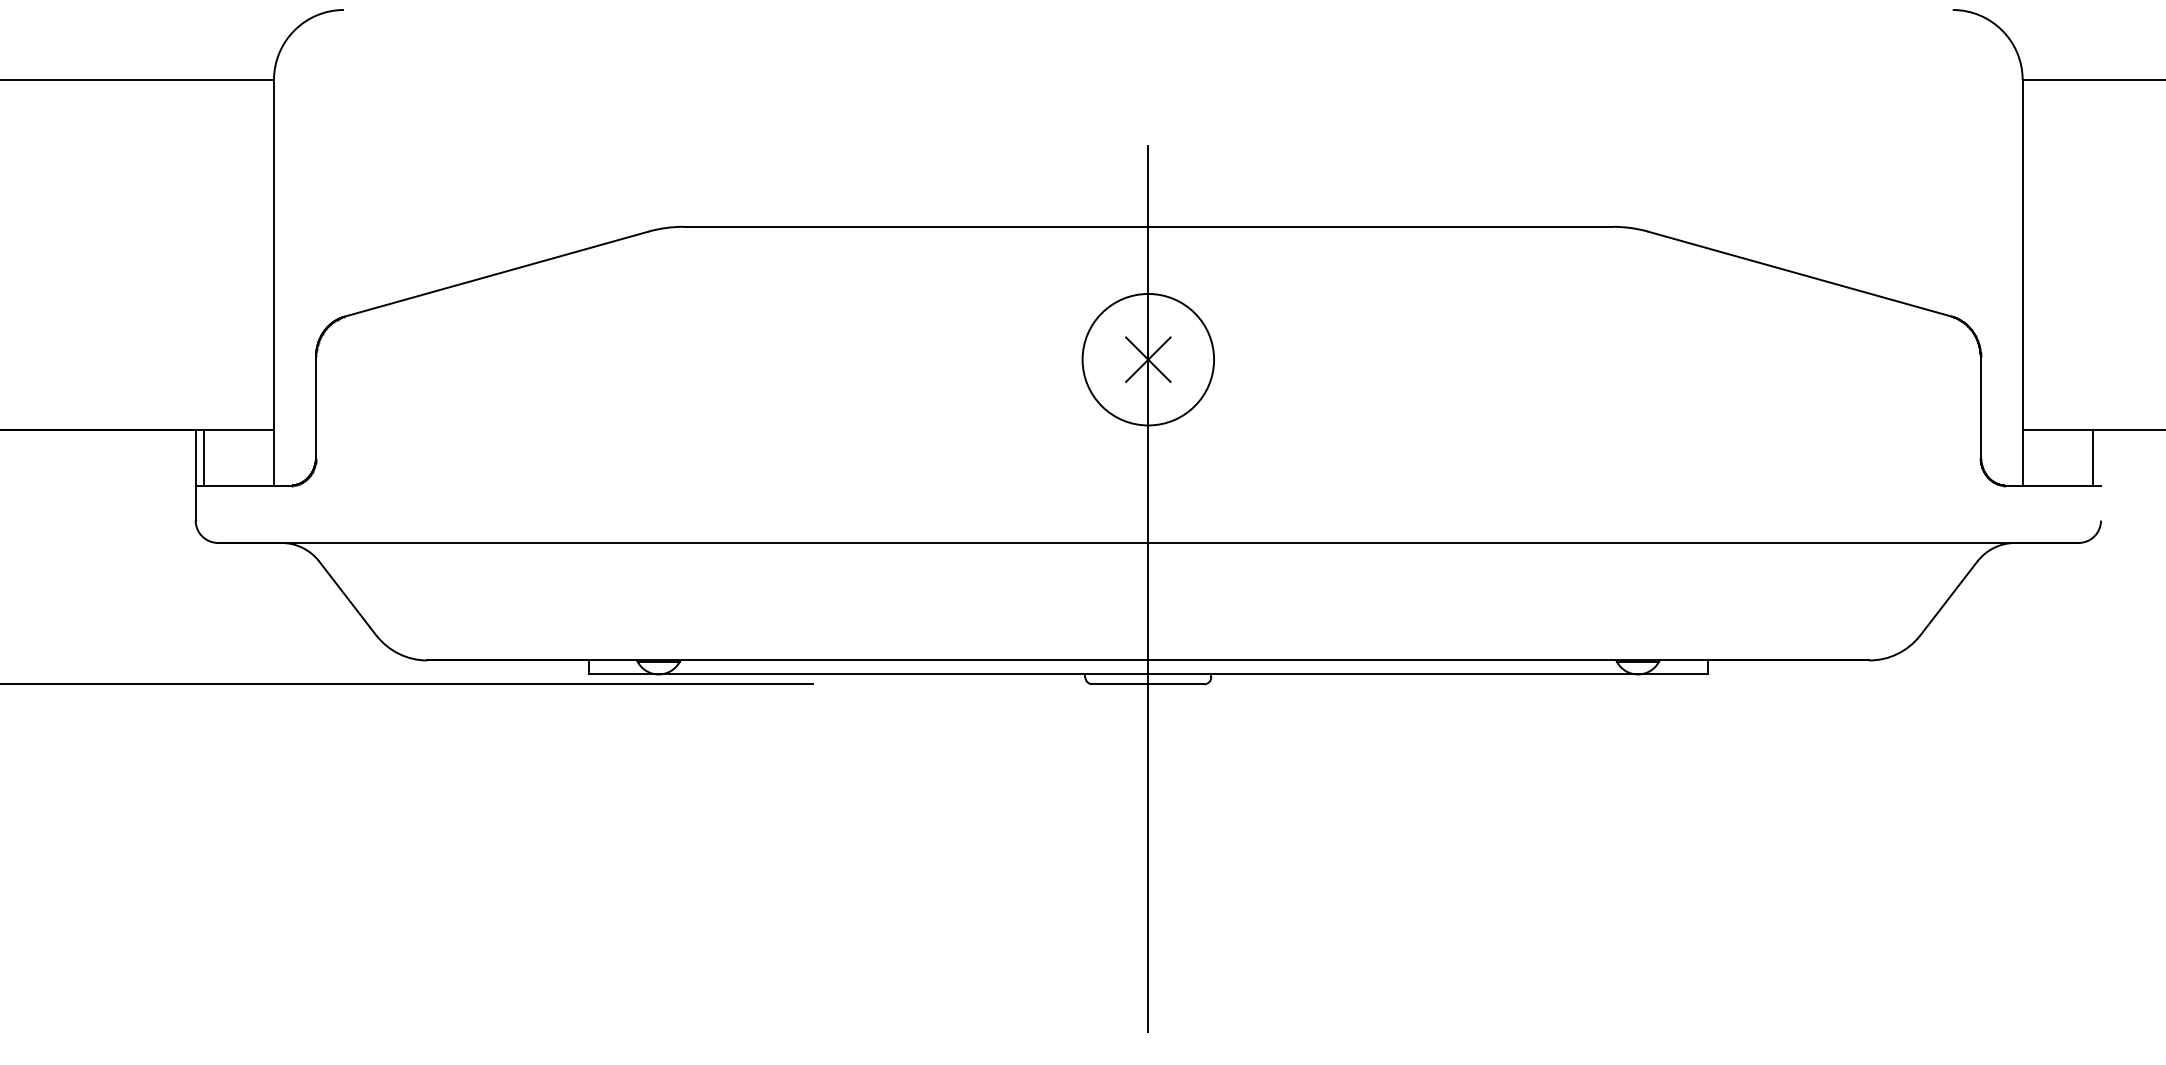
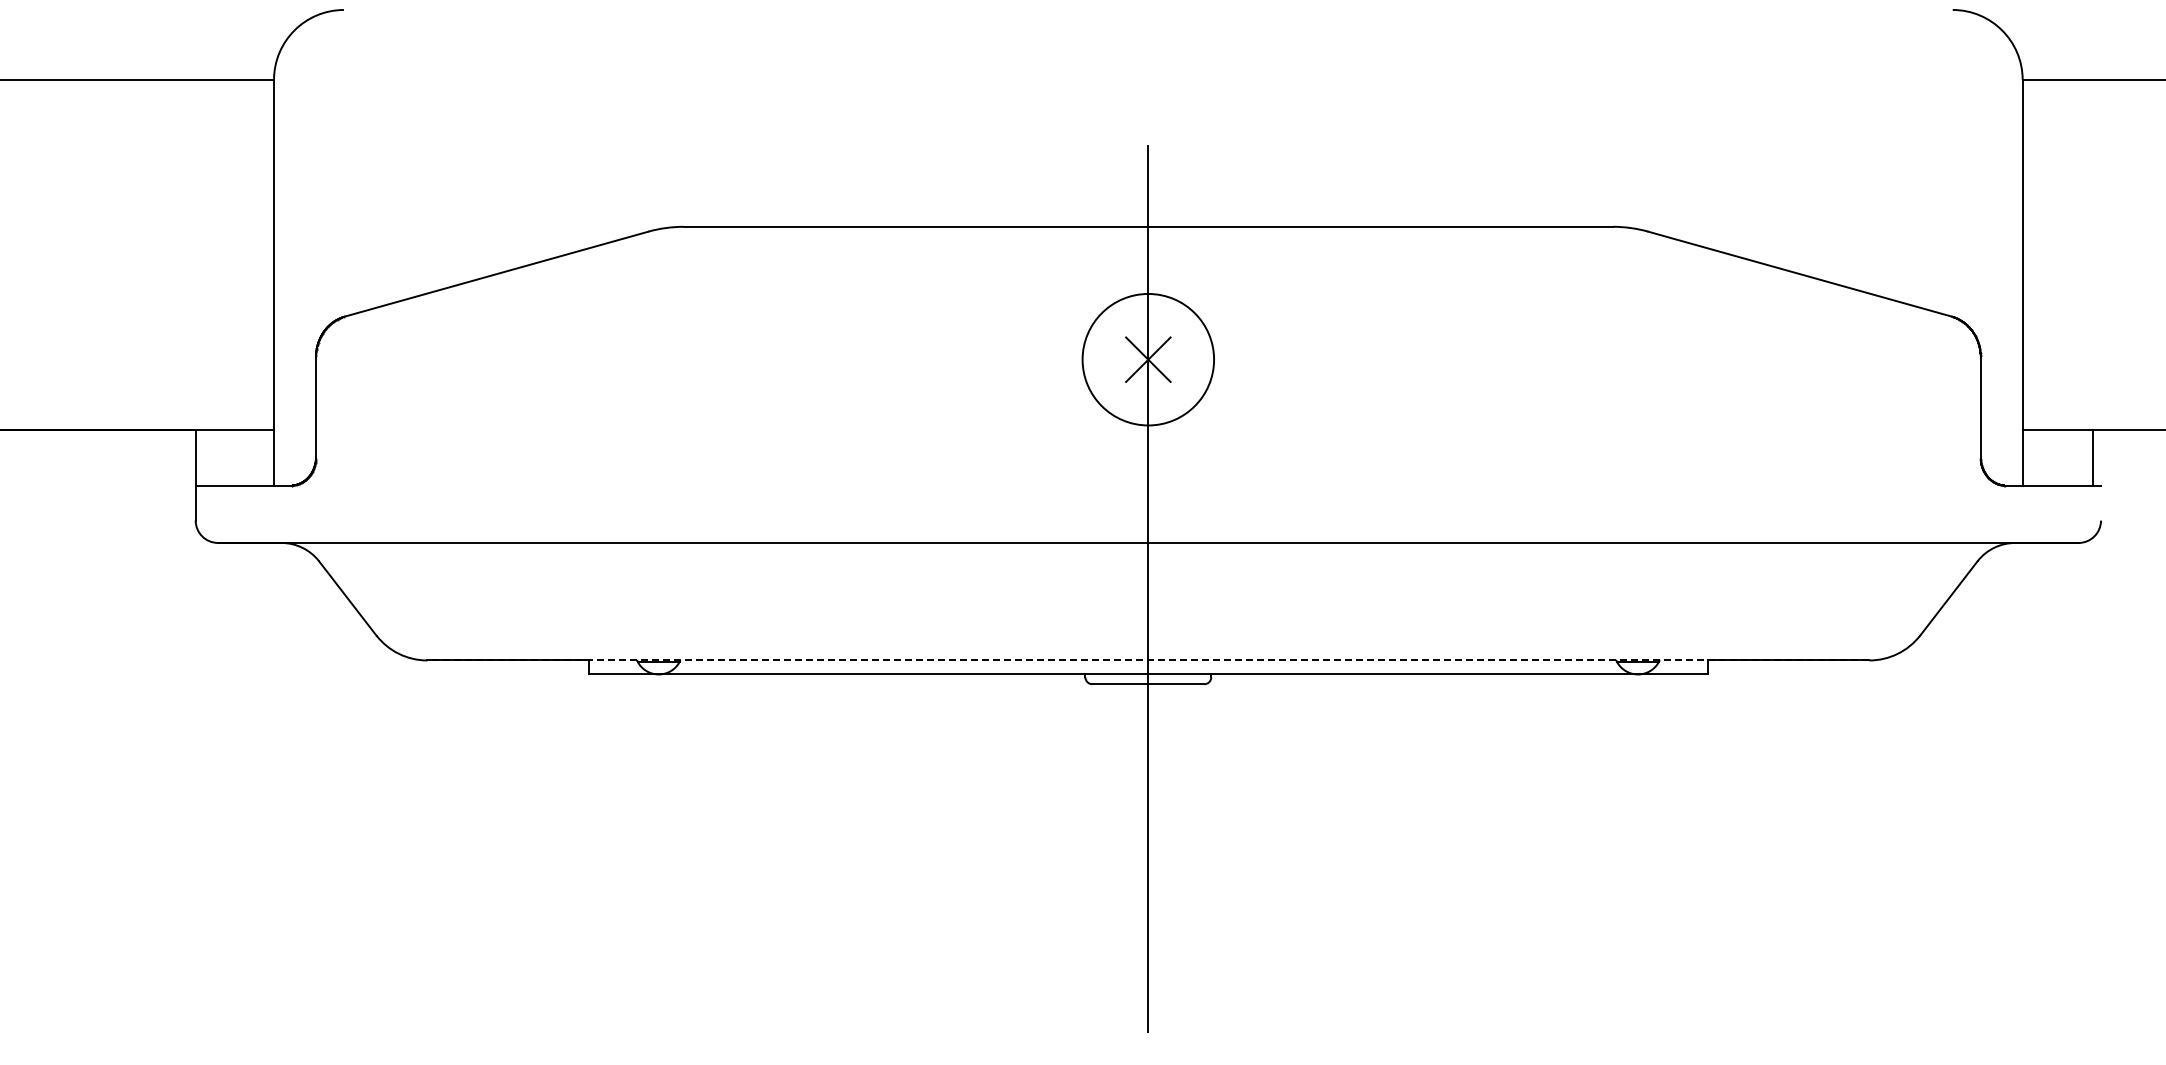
line: present -> none (204, 457)
line: solid -> dashed (1147, 660)
line: present -> none (407, 684)
